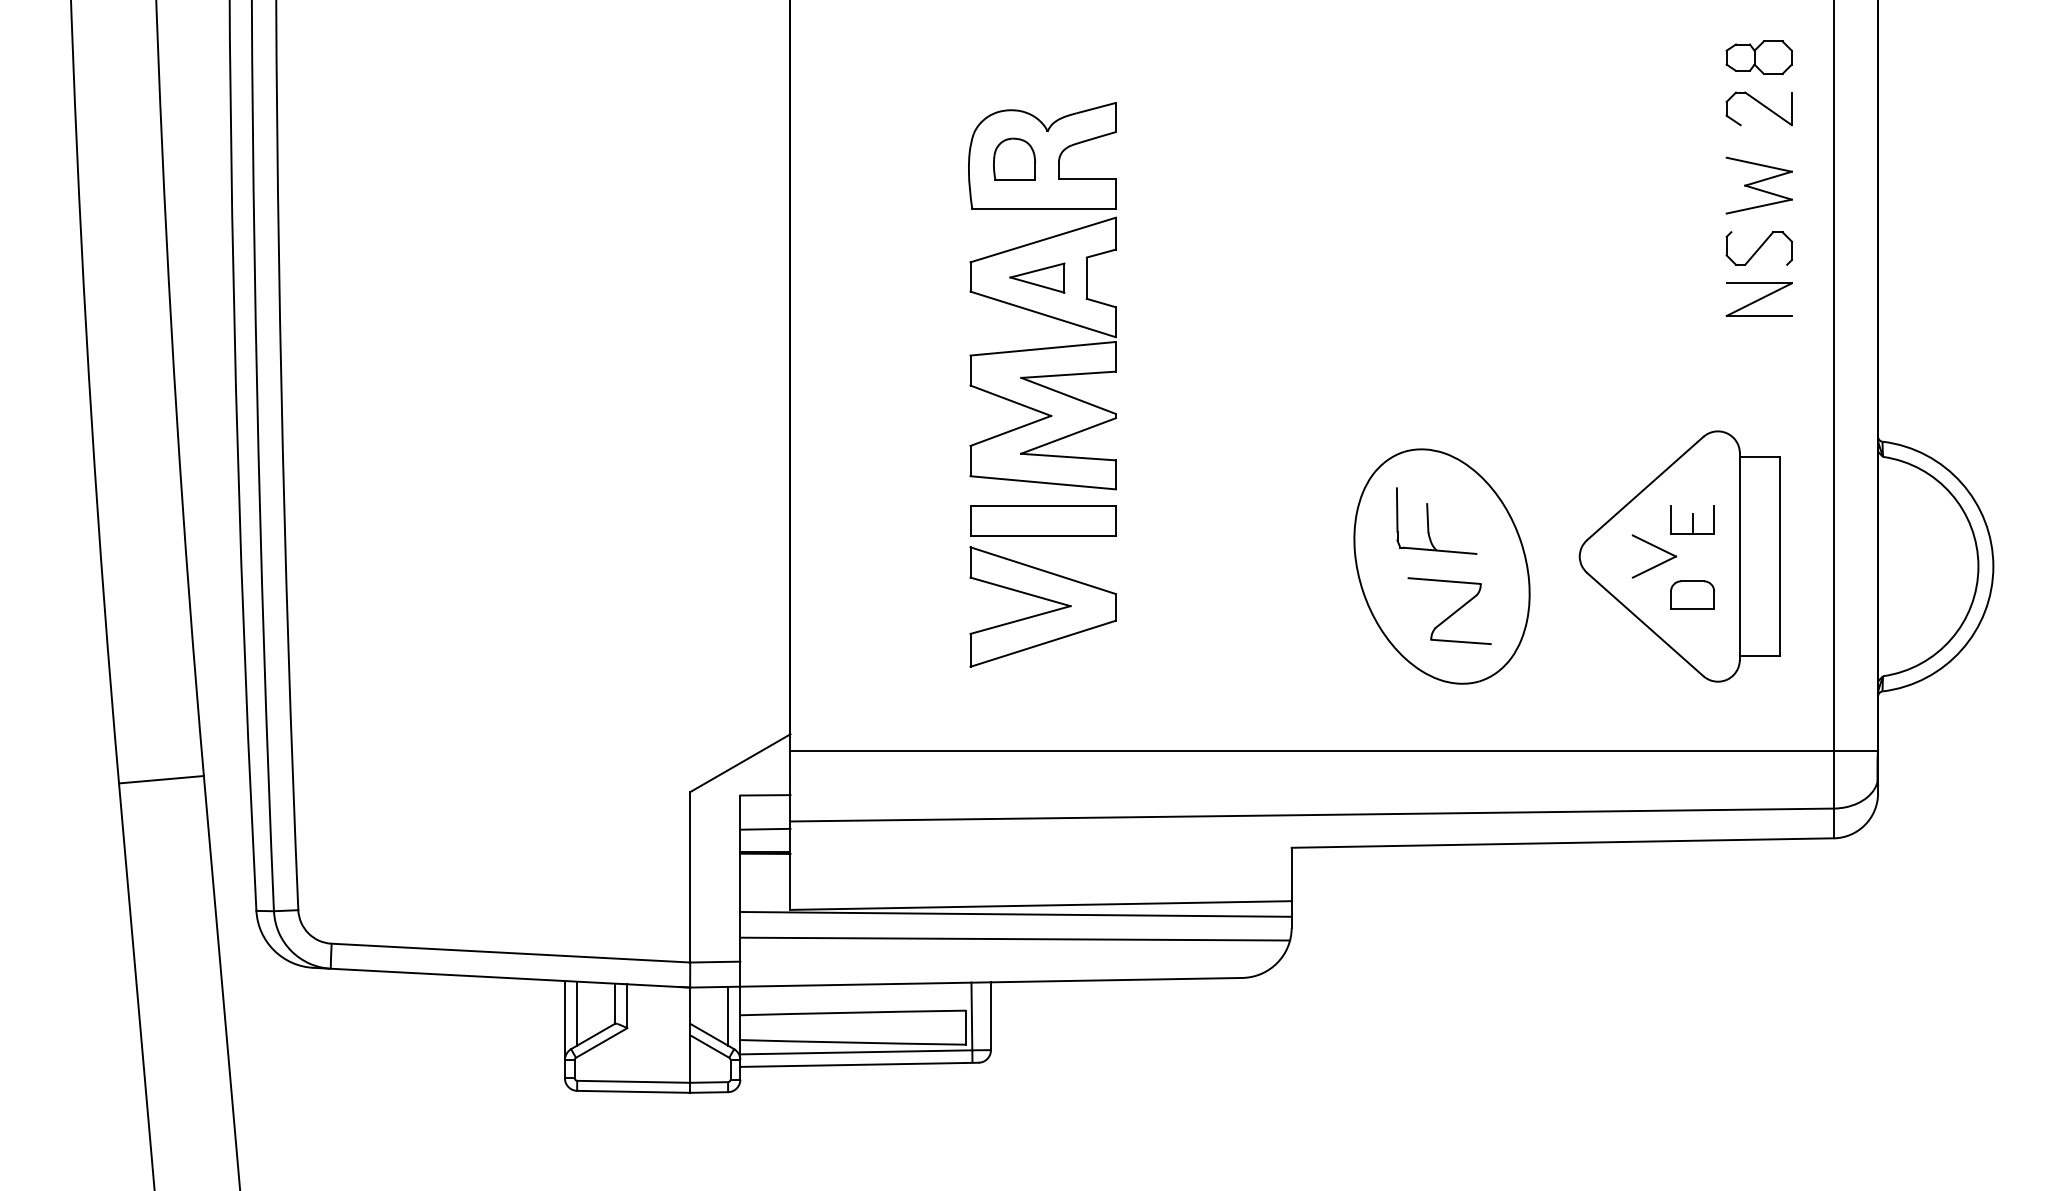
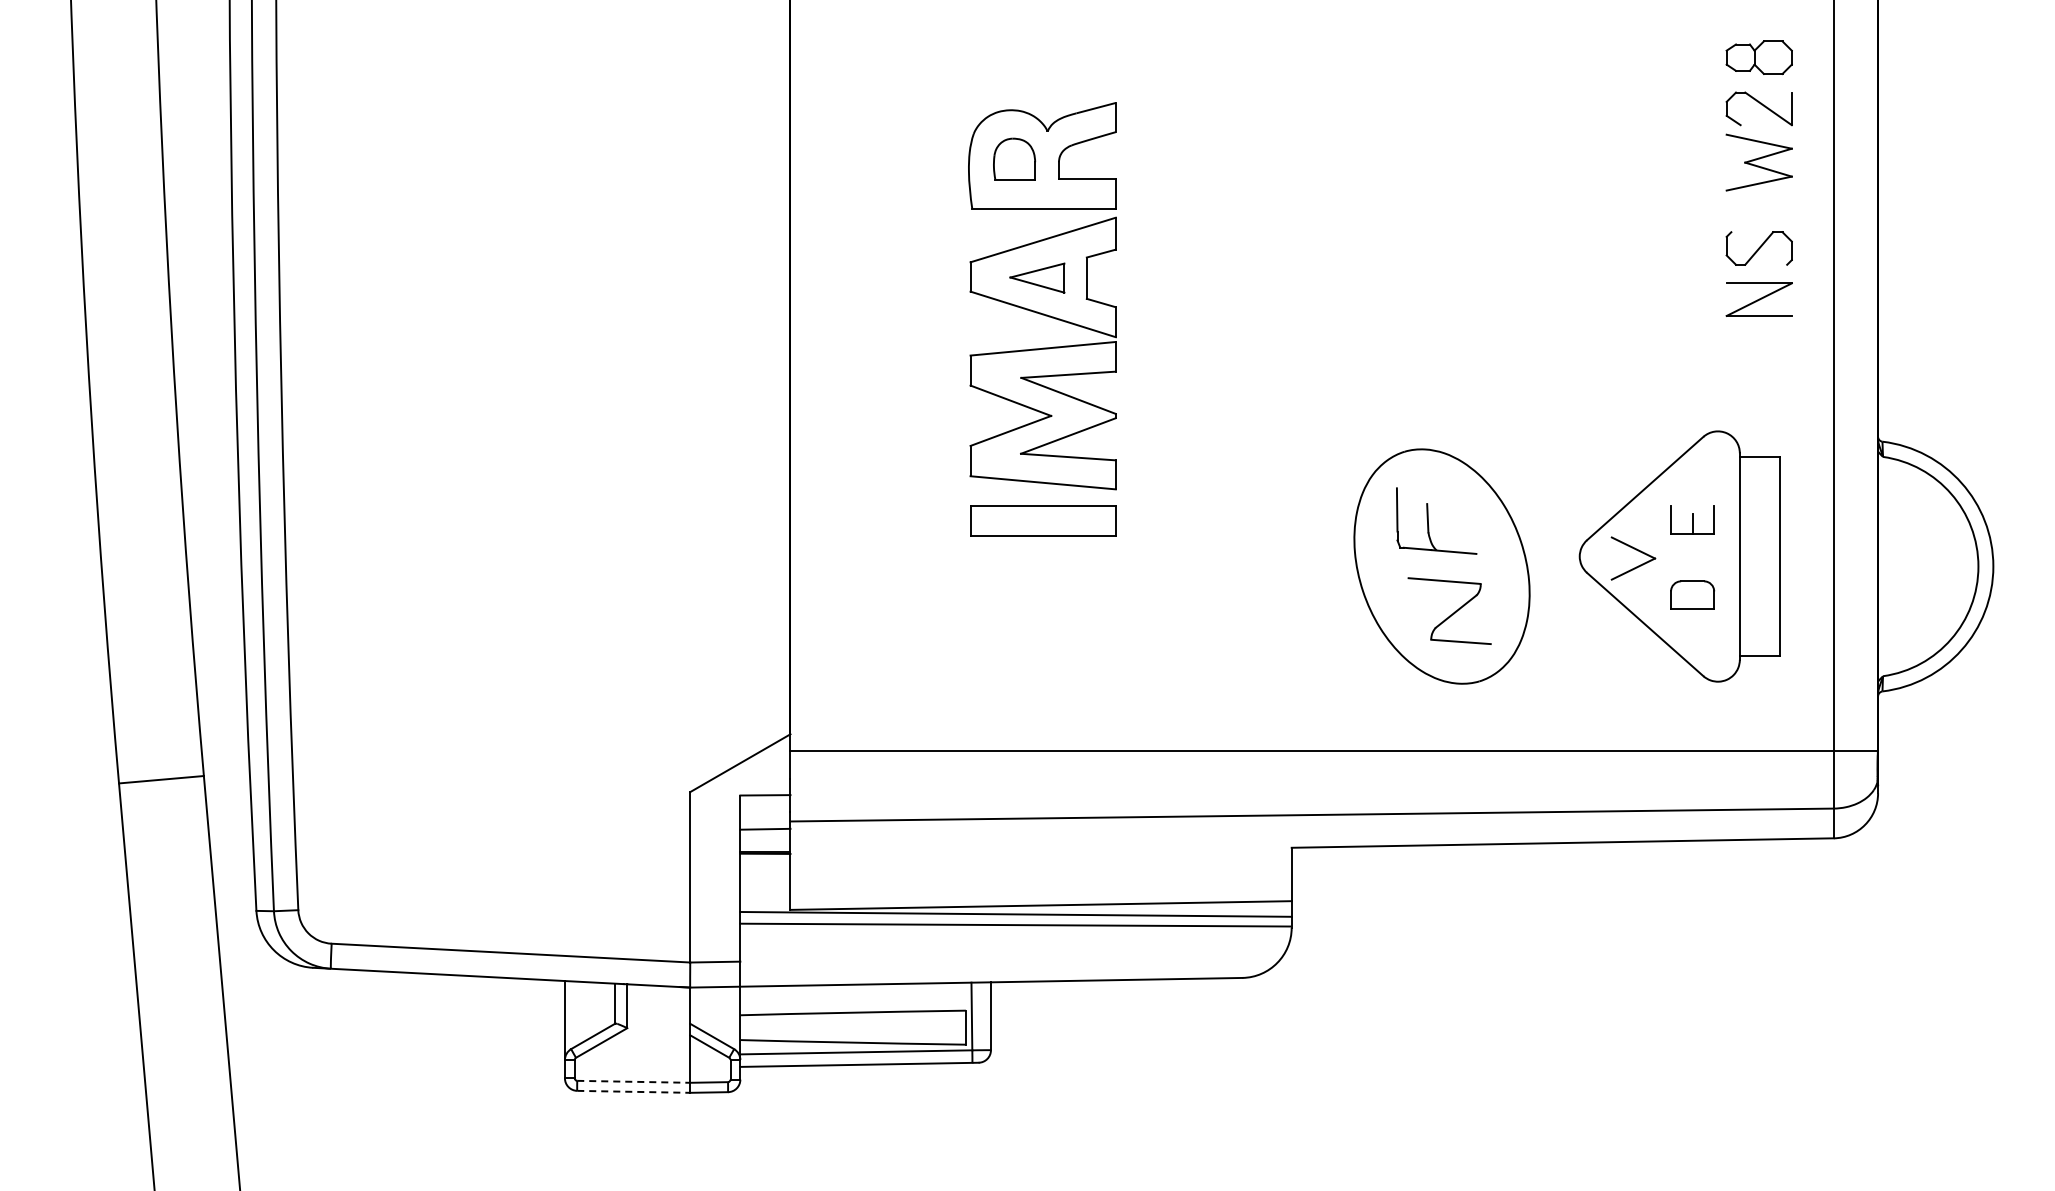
part position: (1758, 185) -> (1758, 162) (1758, 162)
part position: (1657, 548) -> (1636, 550) (1636, 550)
part: present -> none (1043, 612)
line position: (1015, 938) -> (1015, 924) (1015, 924)
line: present -> none (577, 1013)
line: present -> none (728, 1015)
line: solid -> dashed (633, 1081)
line: solid -> dashed (633, 1091)
